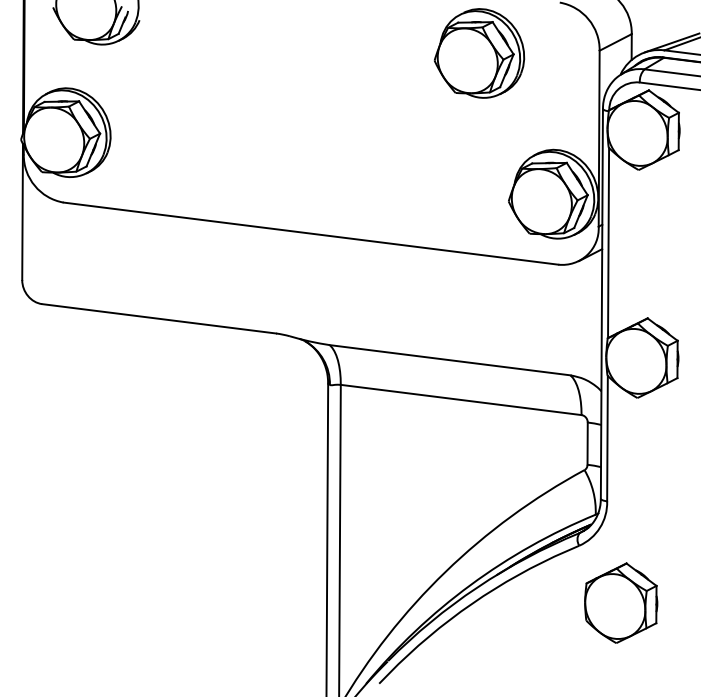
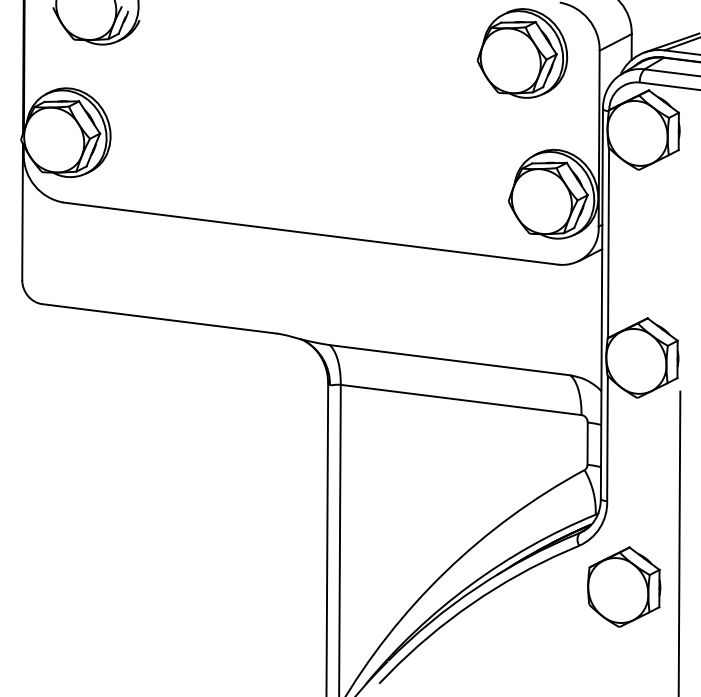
part position: (479, 53) -> (522, 53) (522, 53)
line: none -> present (679, 542)
part position: (621, 602) -> (624, 586) (624, 586)
